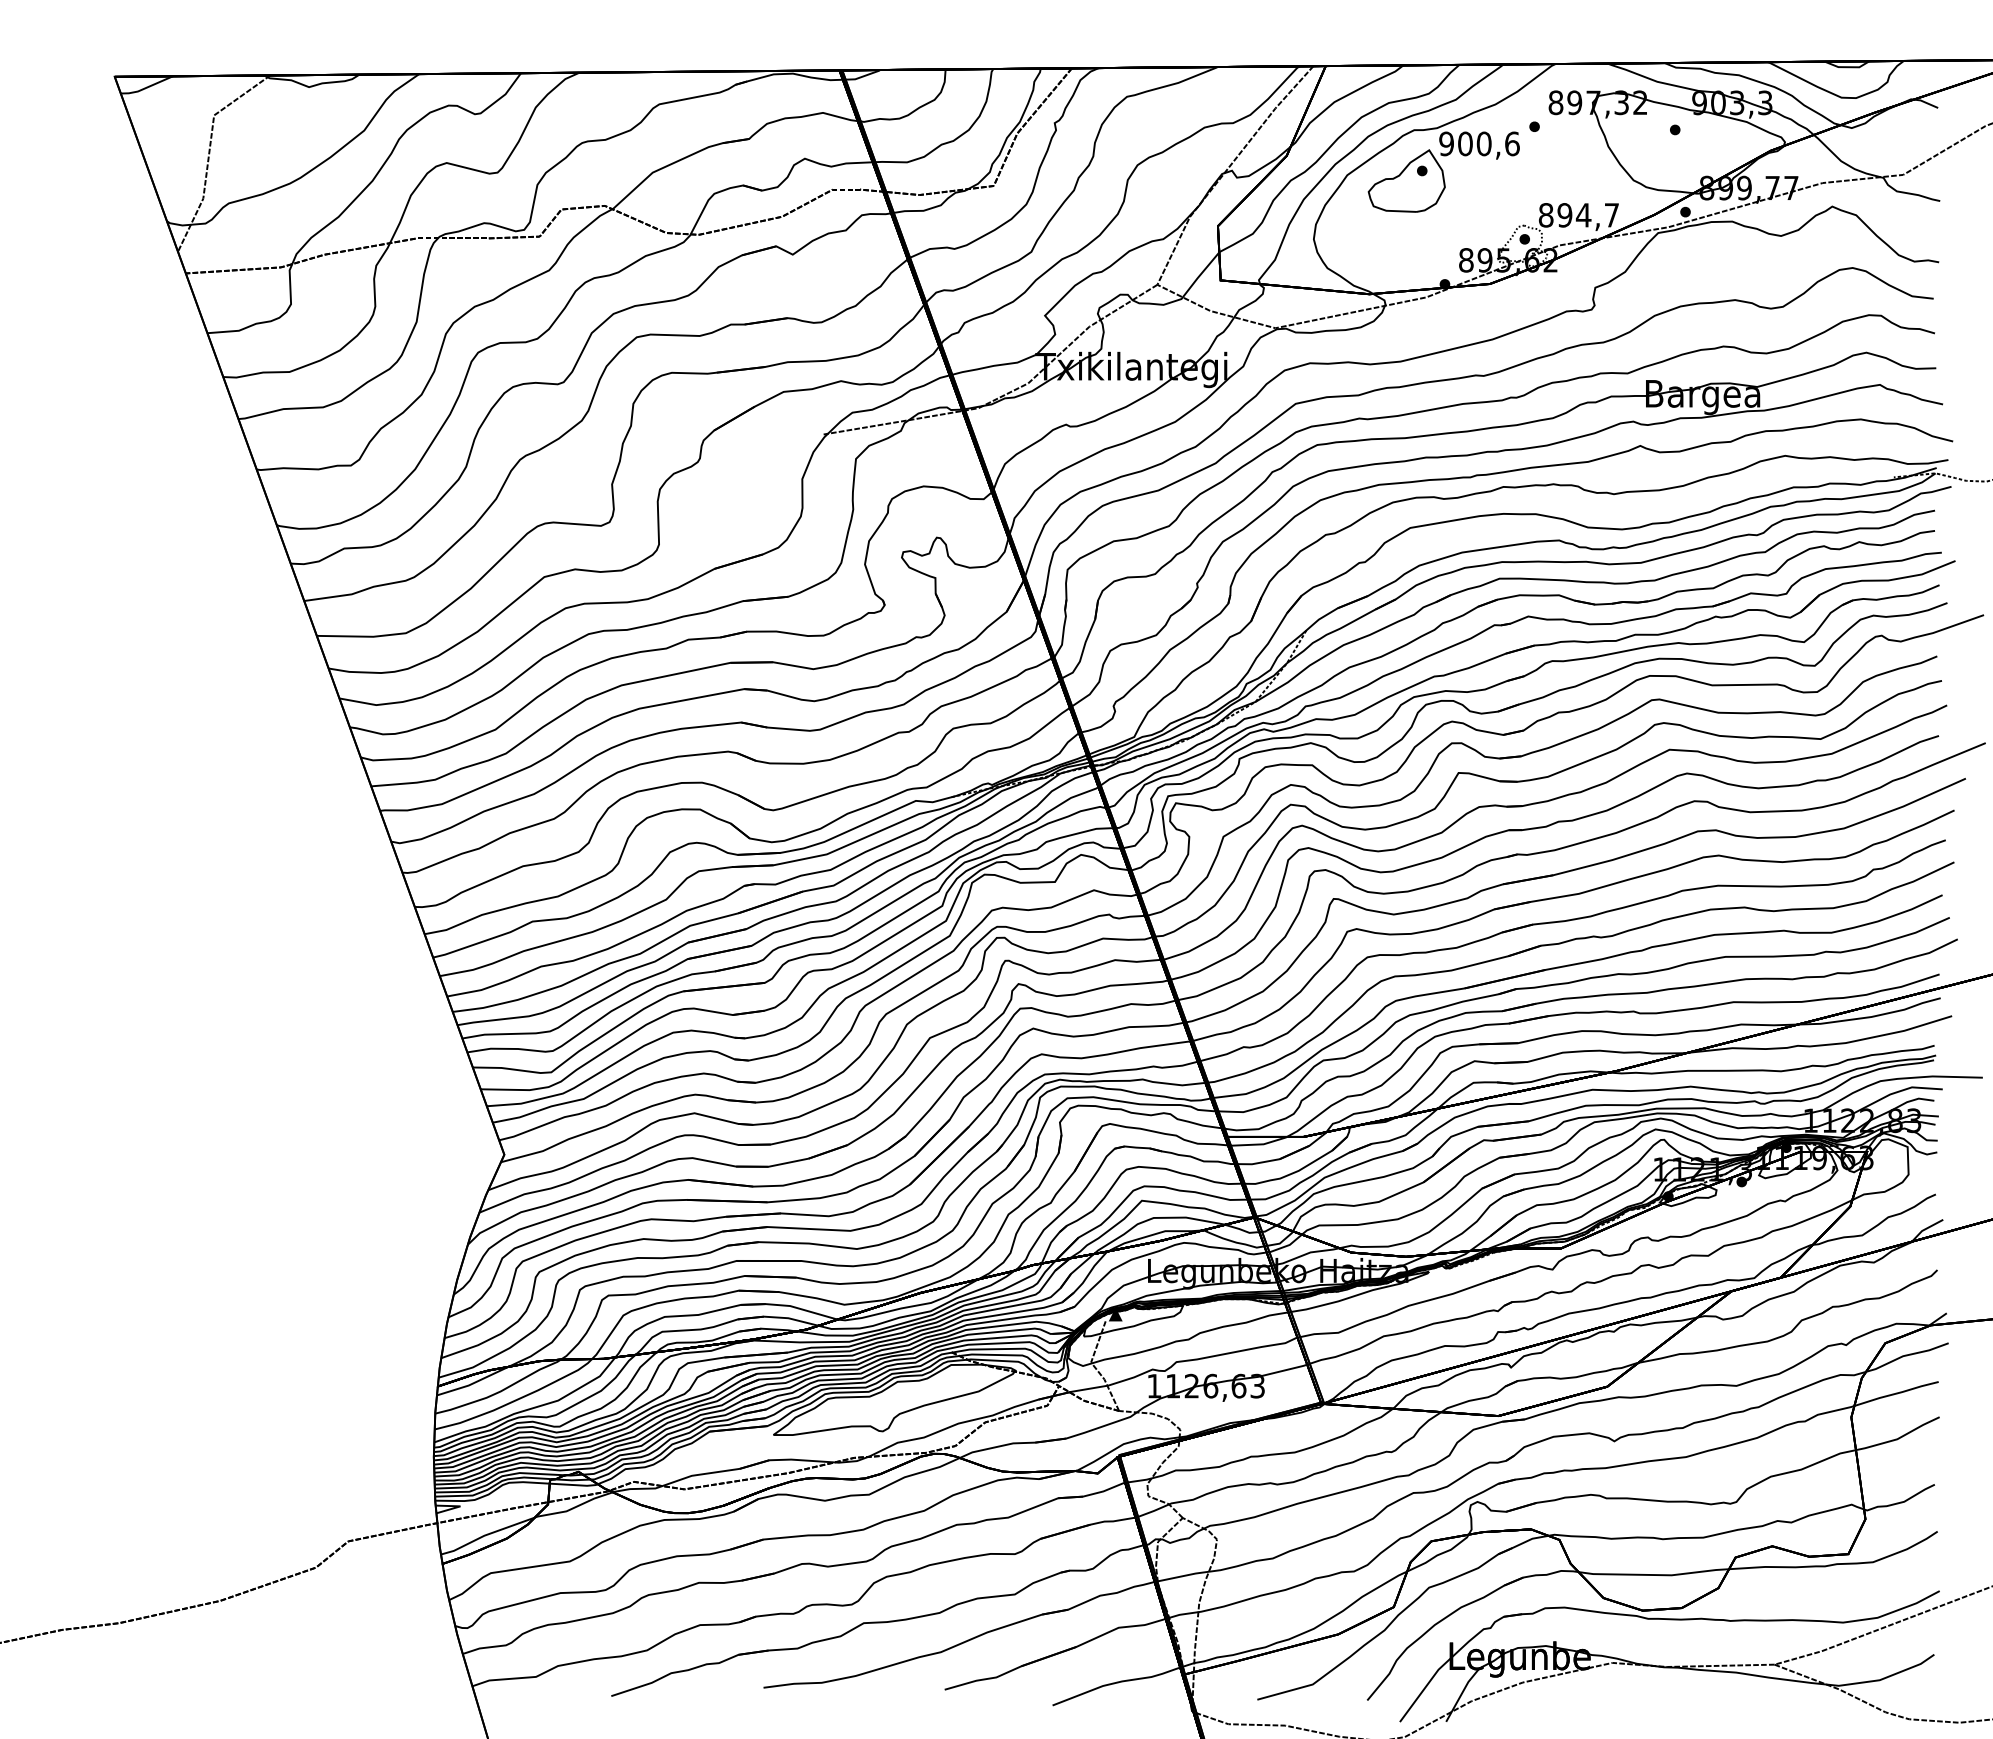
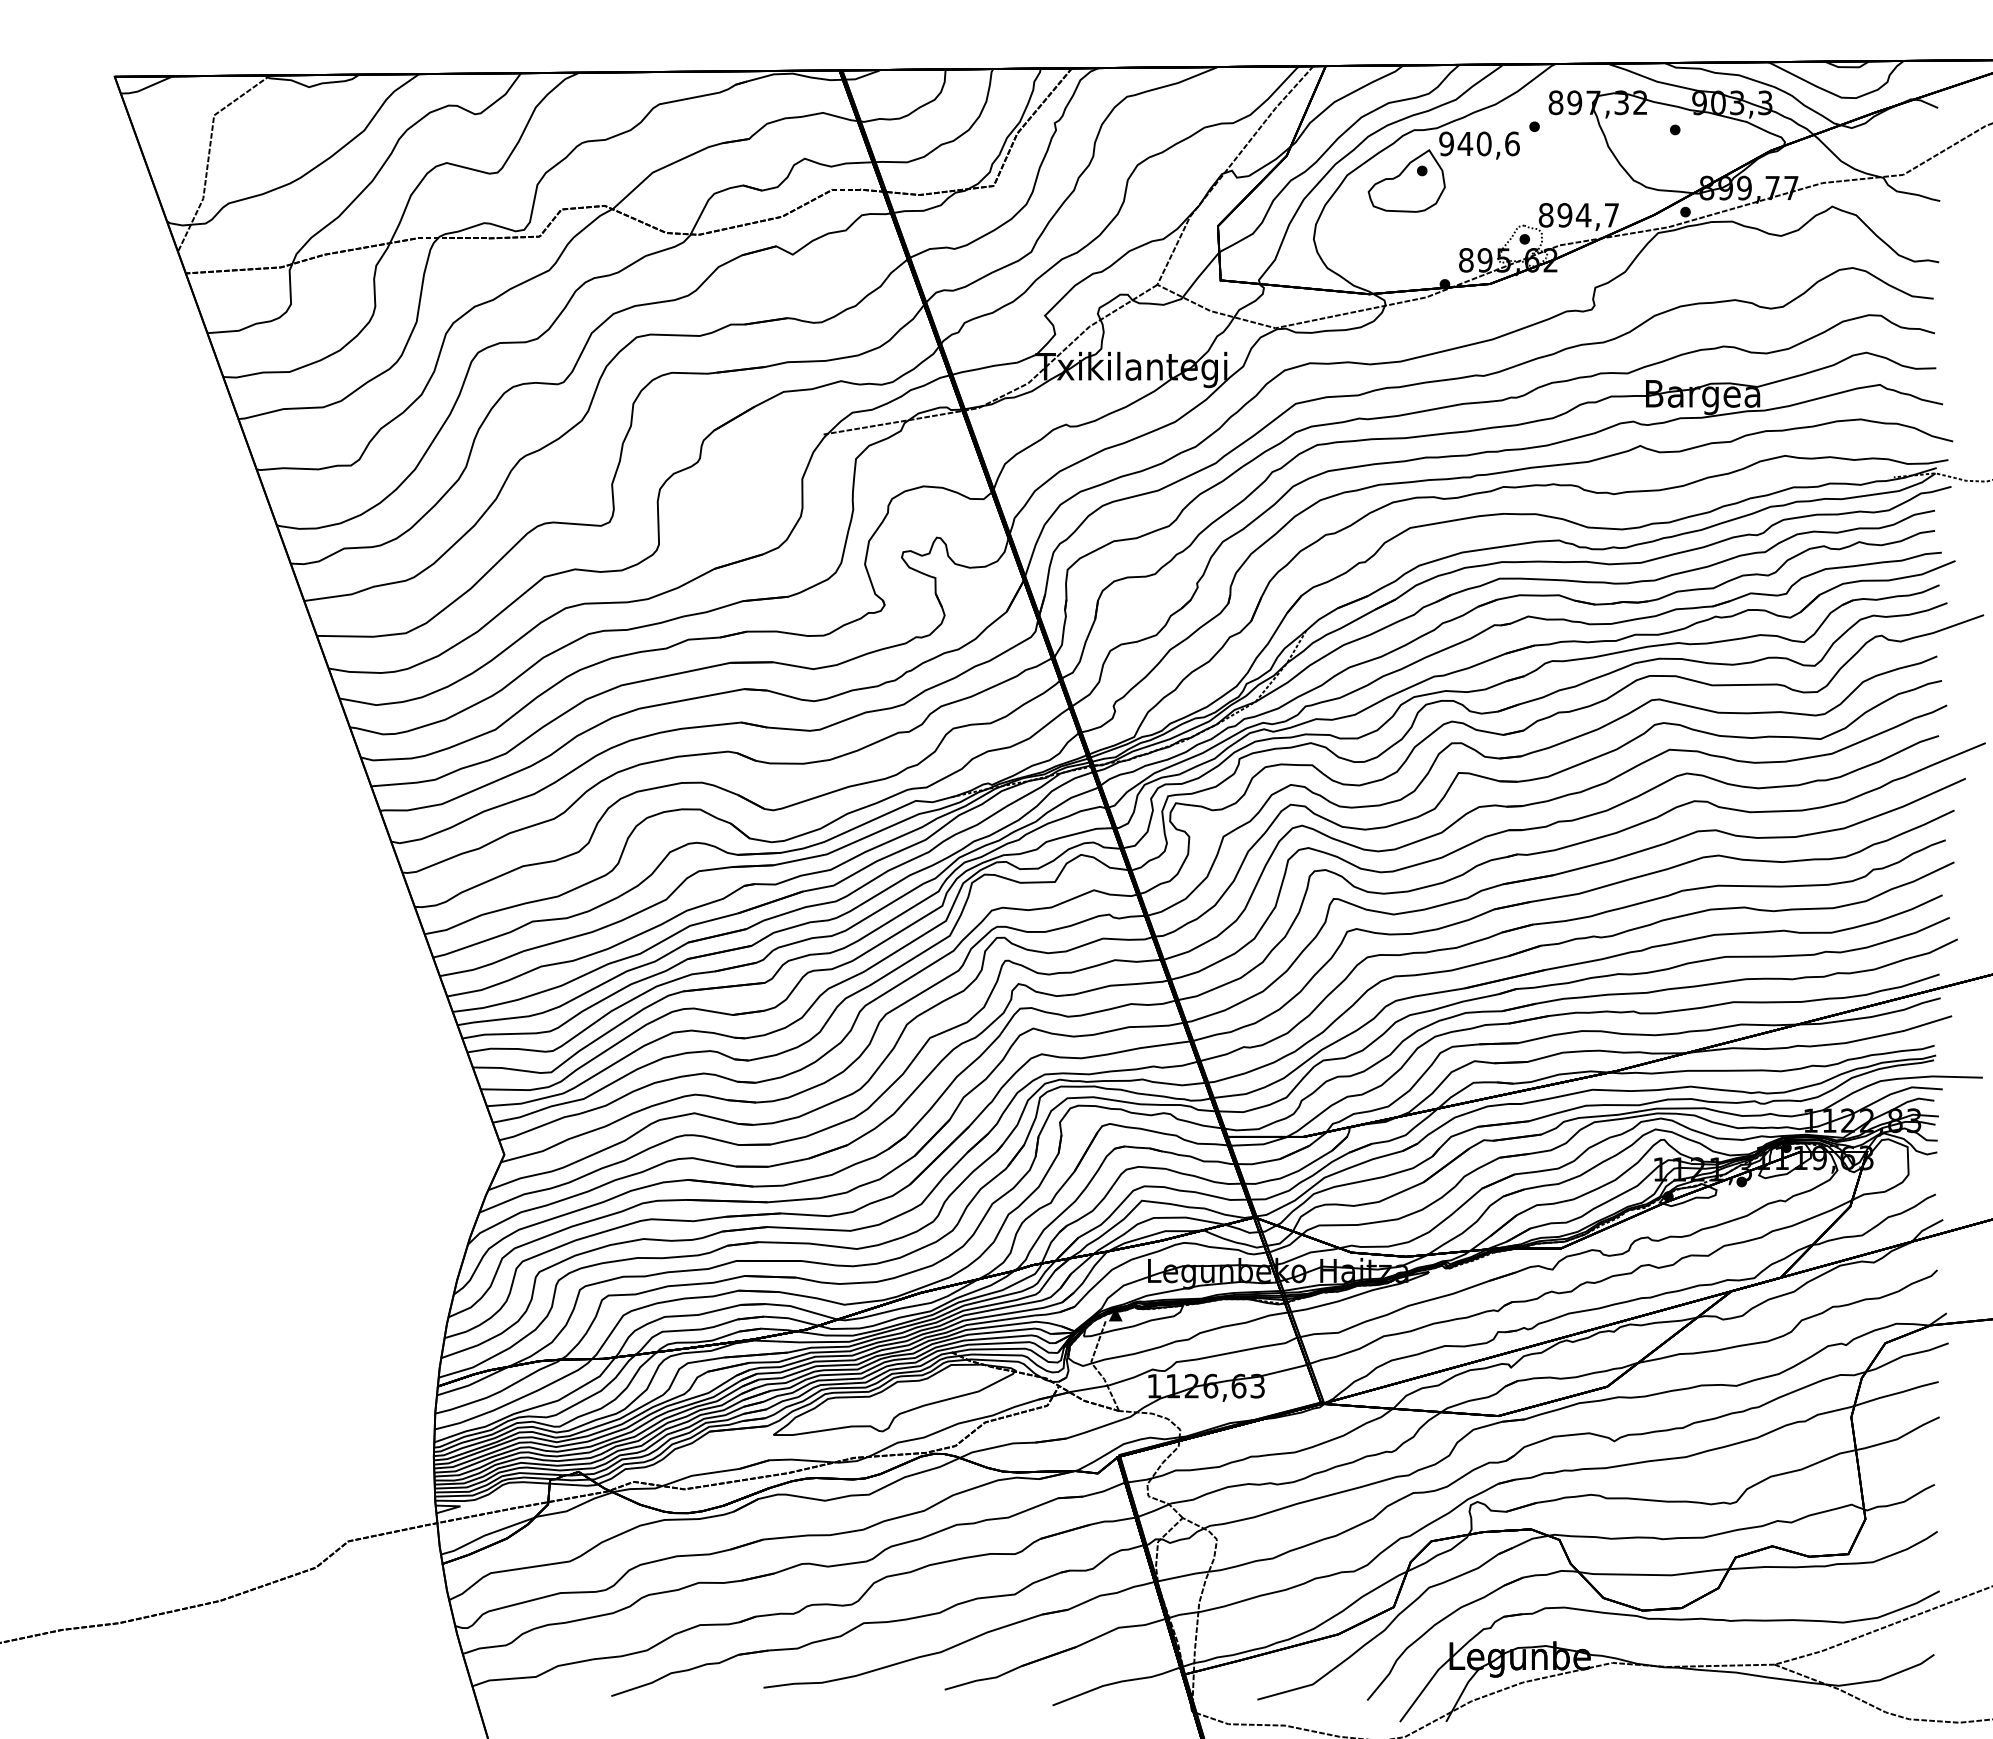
text: 900,6 -> 940,6 (1465, 143)
